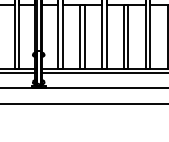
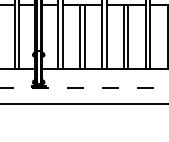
line: present -> none (18, 73)
line: present -> none (103, 73)
line: solid -> dashed (84, 88)
